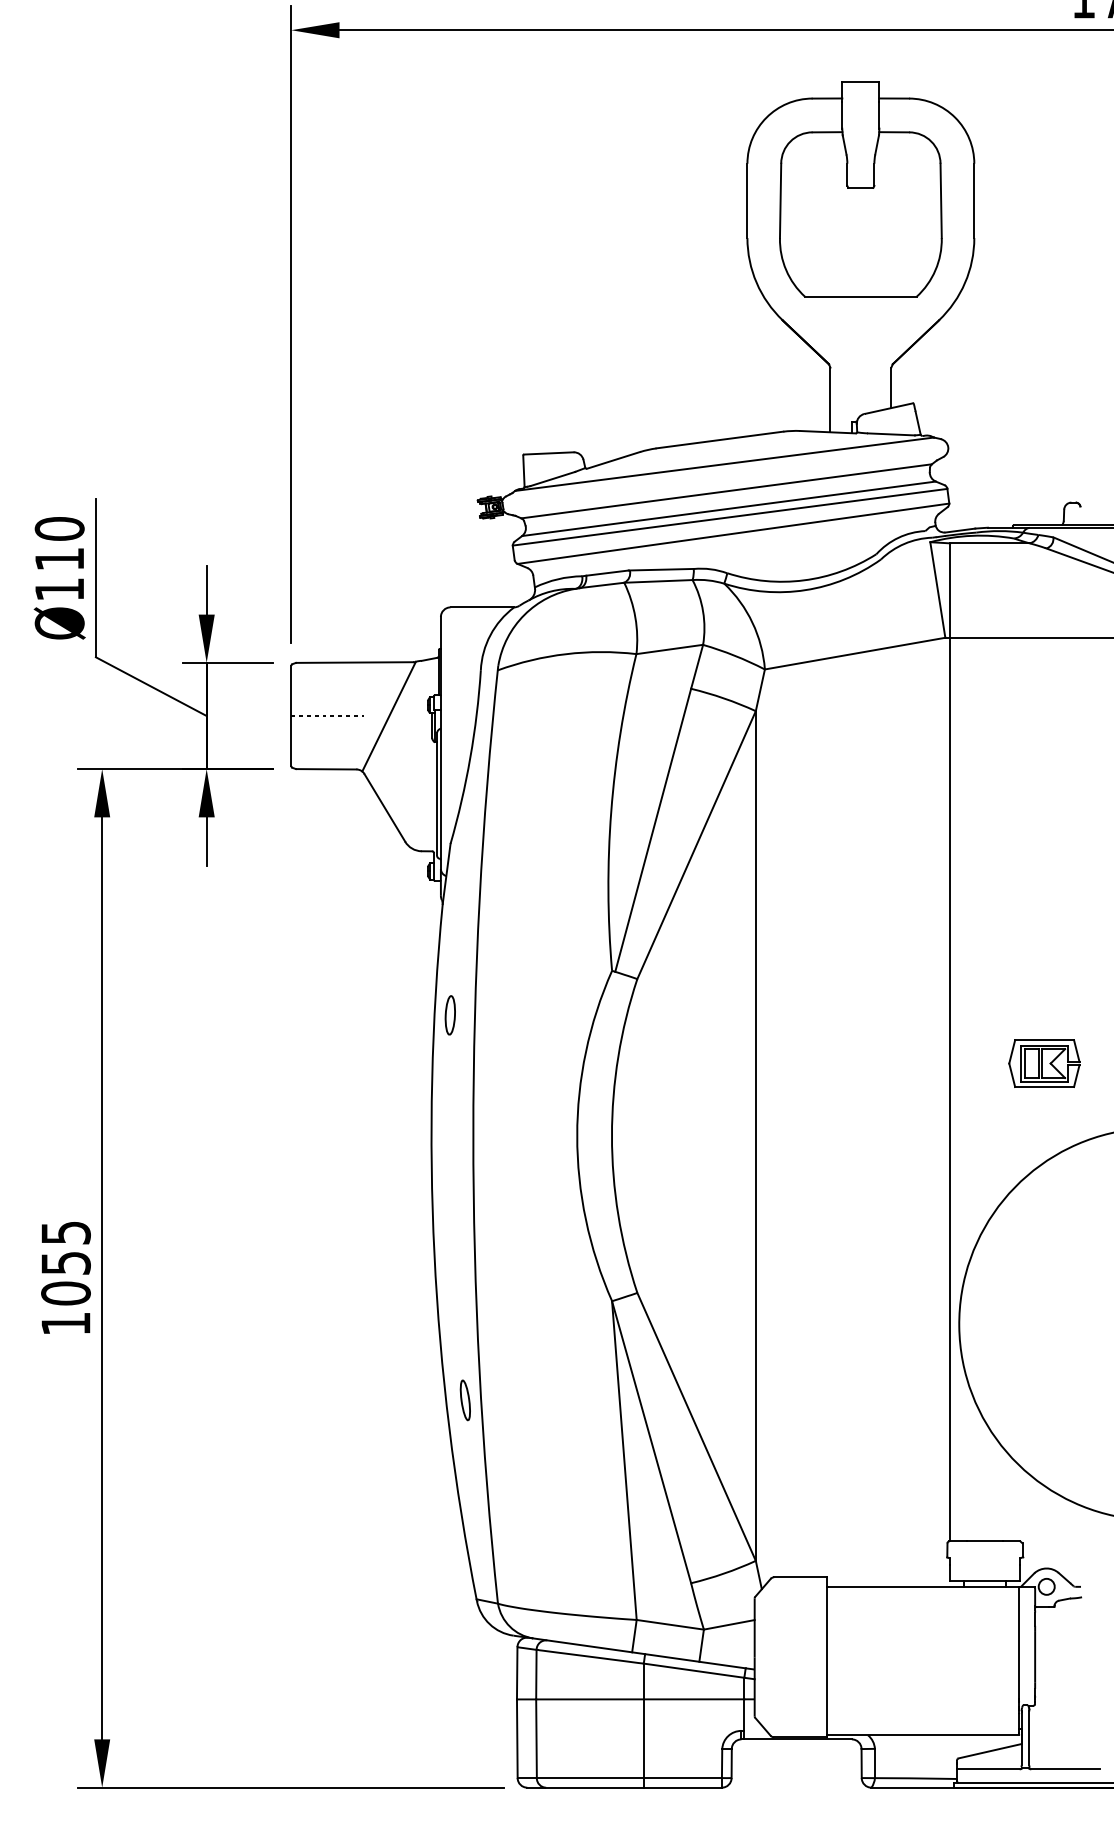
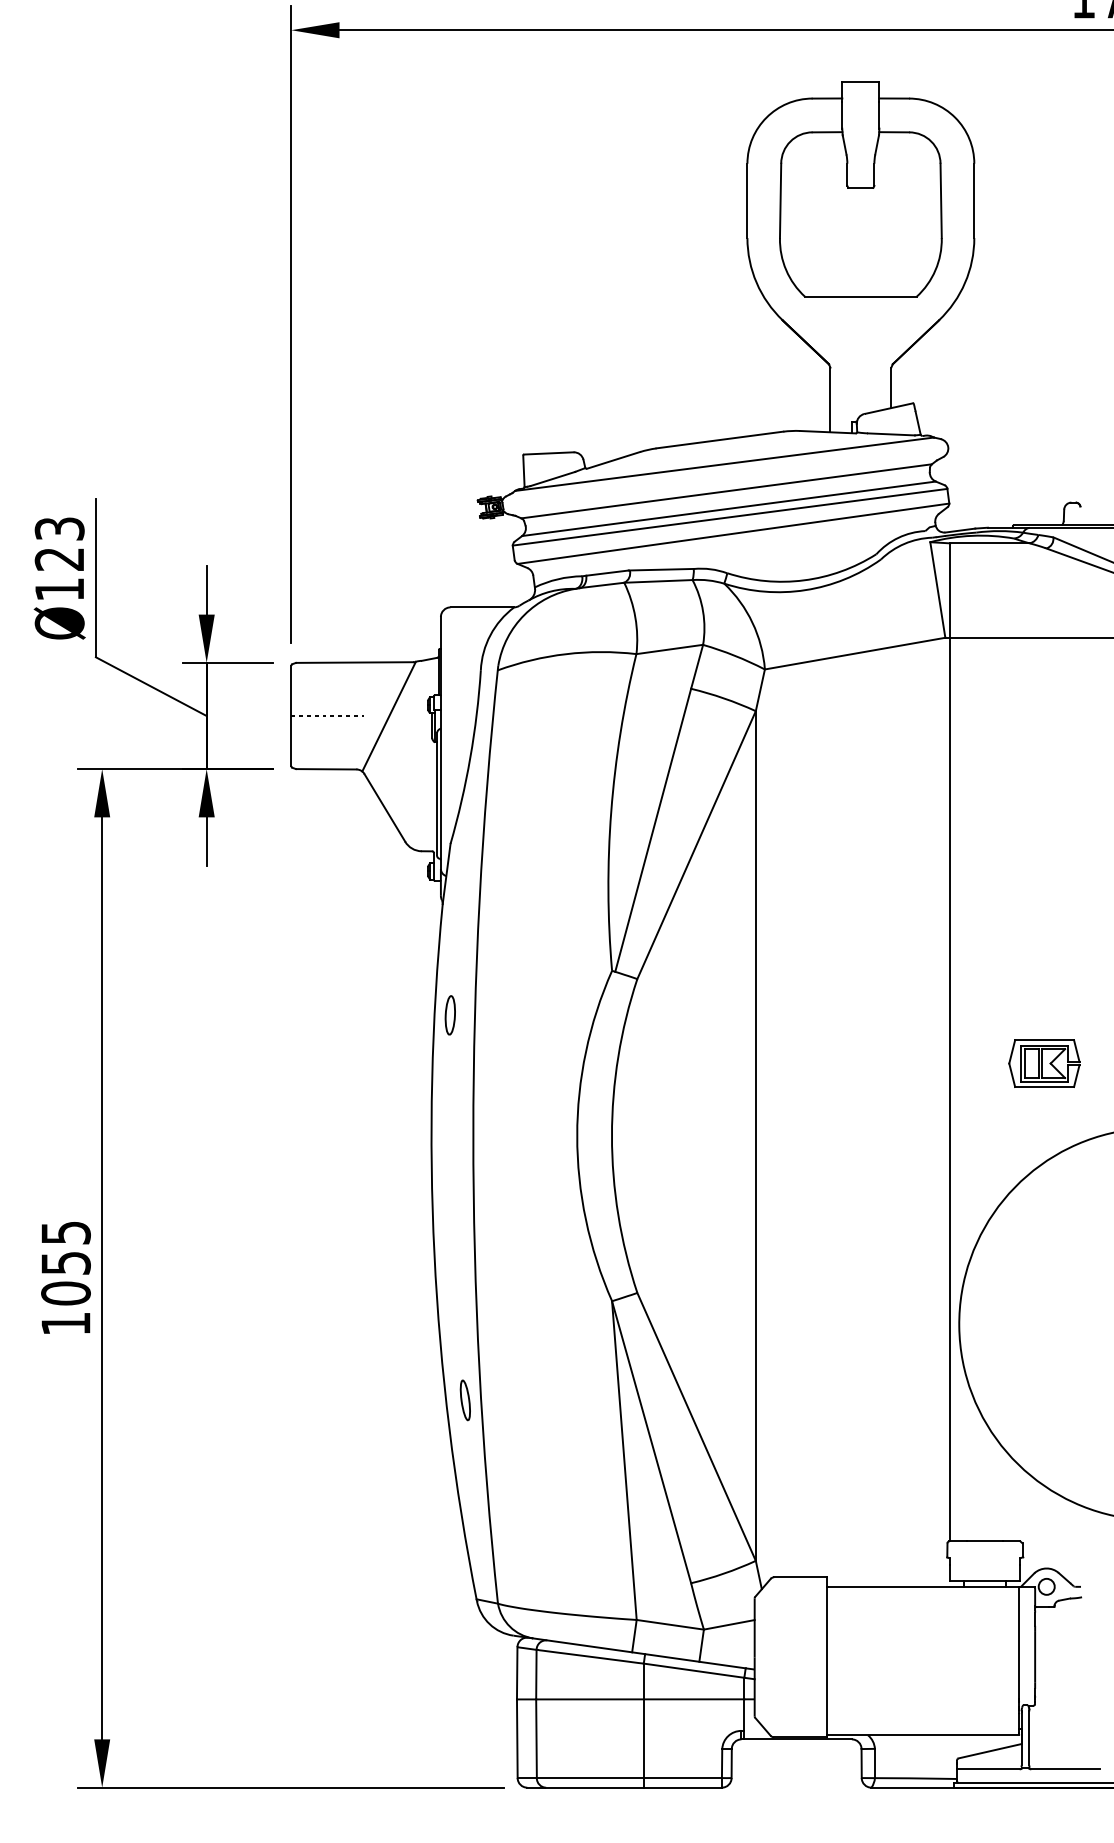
text: Ø110 -> Ø123 (59, 543)
